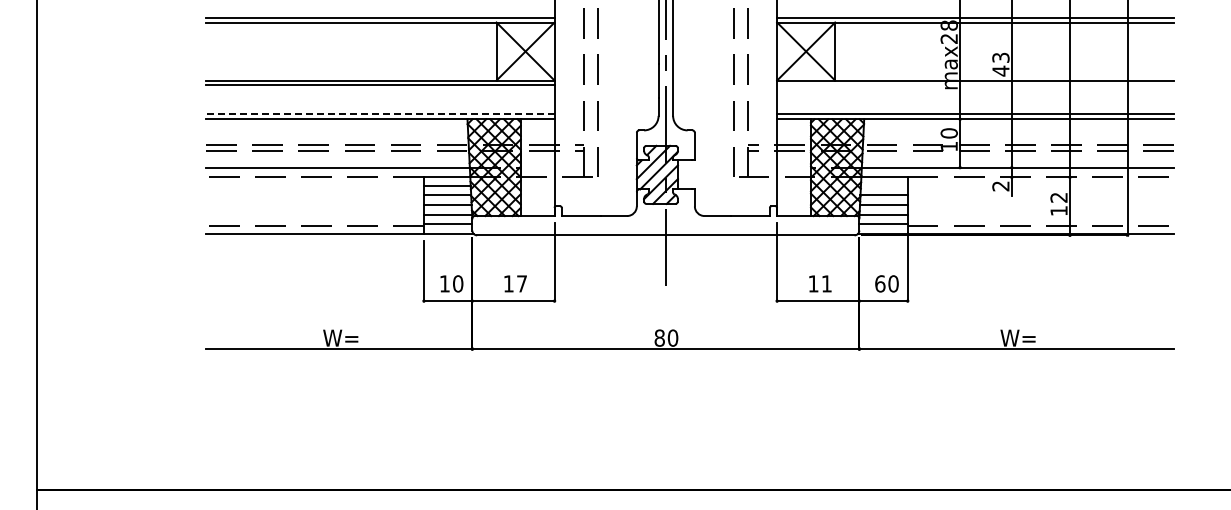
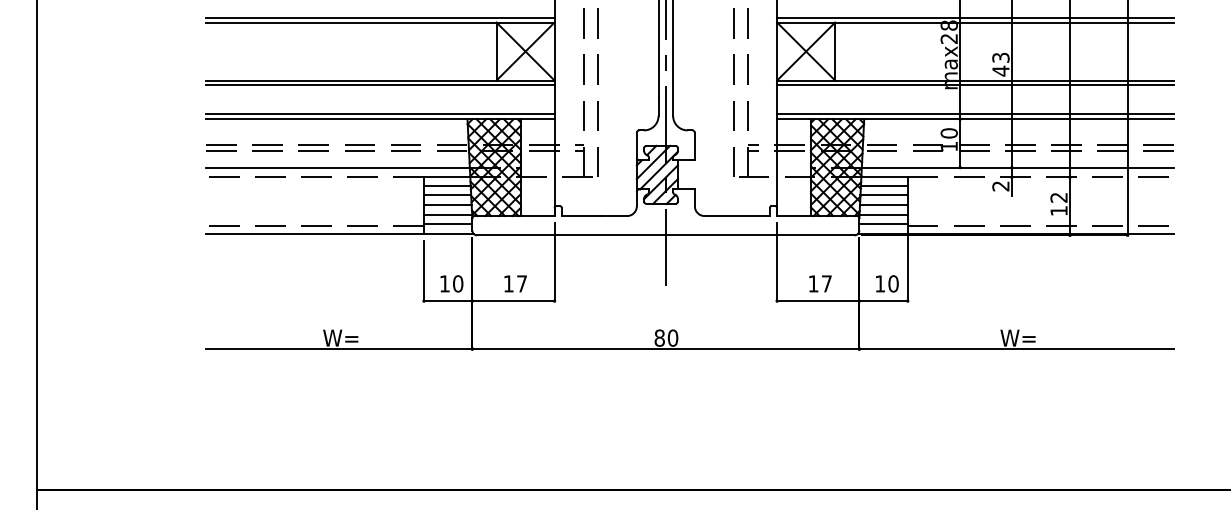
line: none -> present (975, 85)
line: dashed -> solid (379, 114)
line: none -> present (883, 185)
text: 11 -> 17 (826, 283)
text: 60 -> 10 (880, 283)
